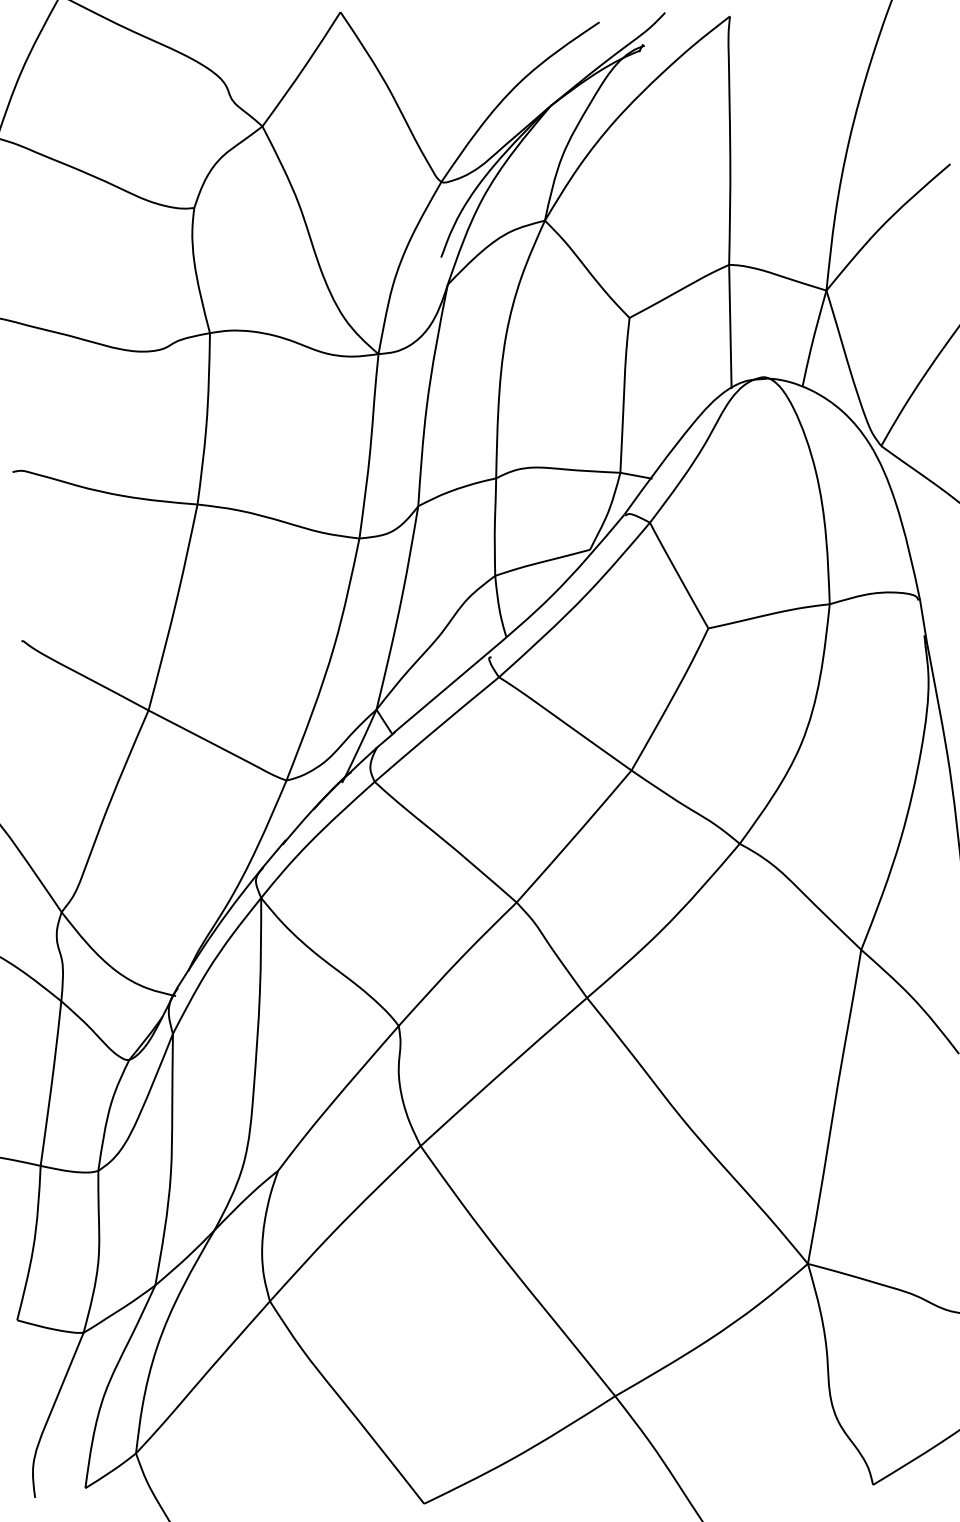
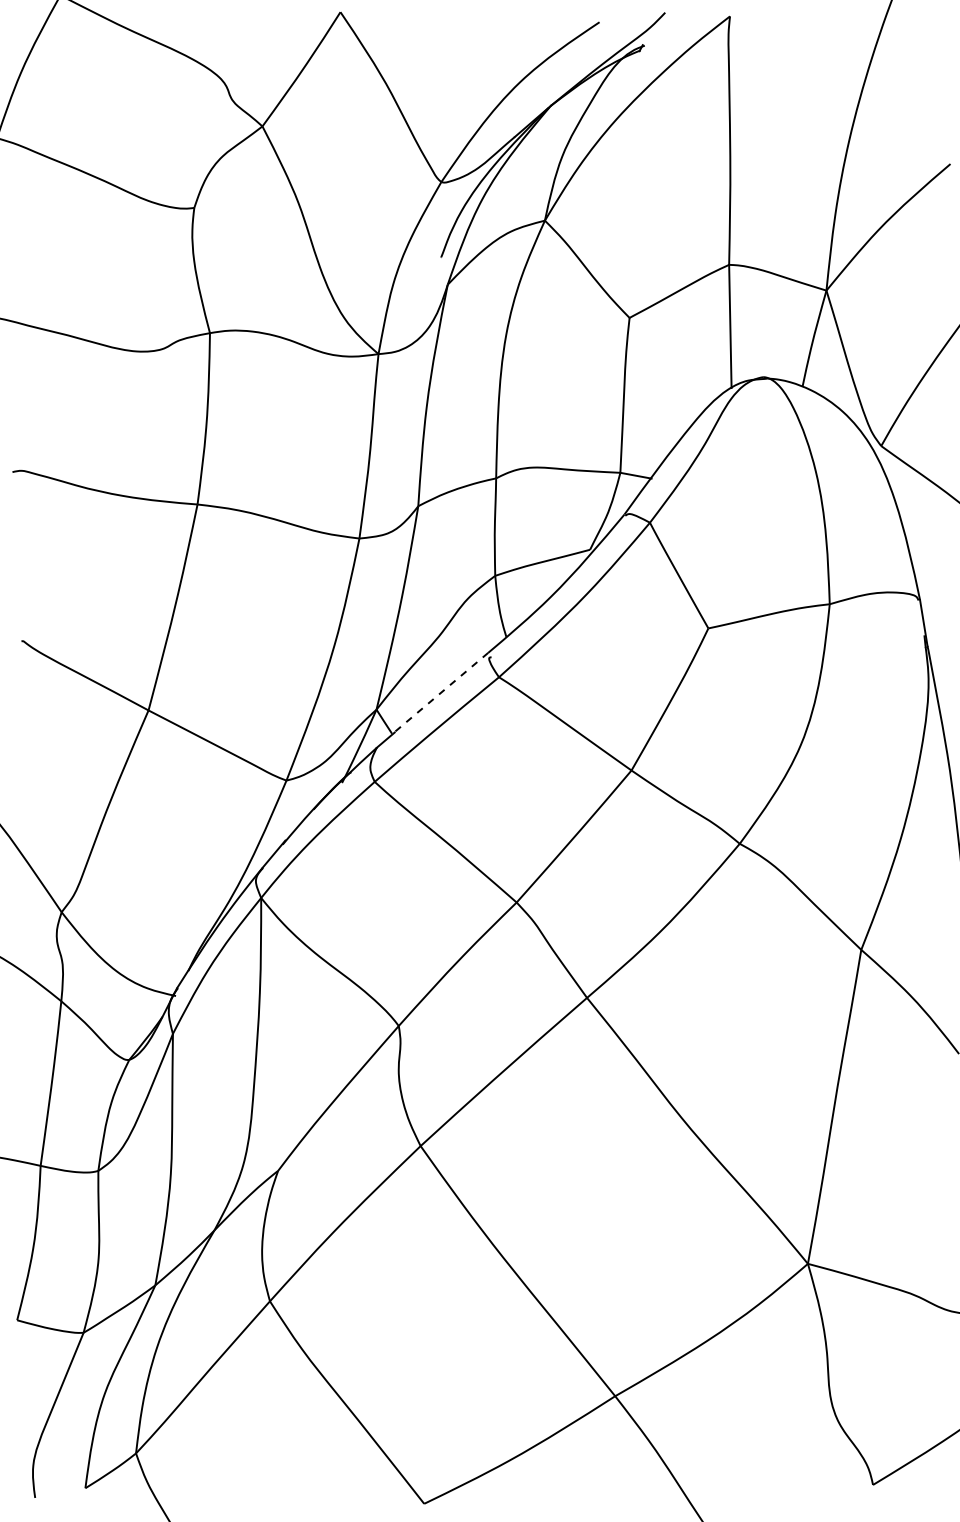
line: solid -> dashed (441, 692)
